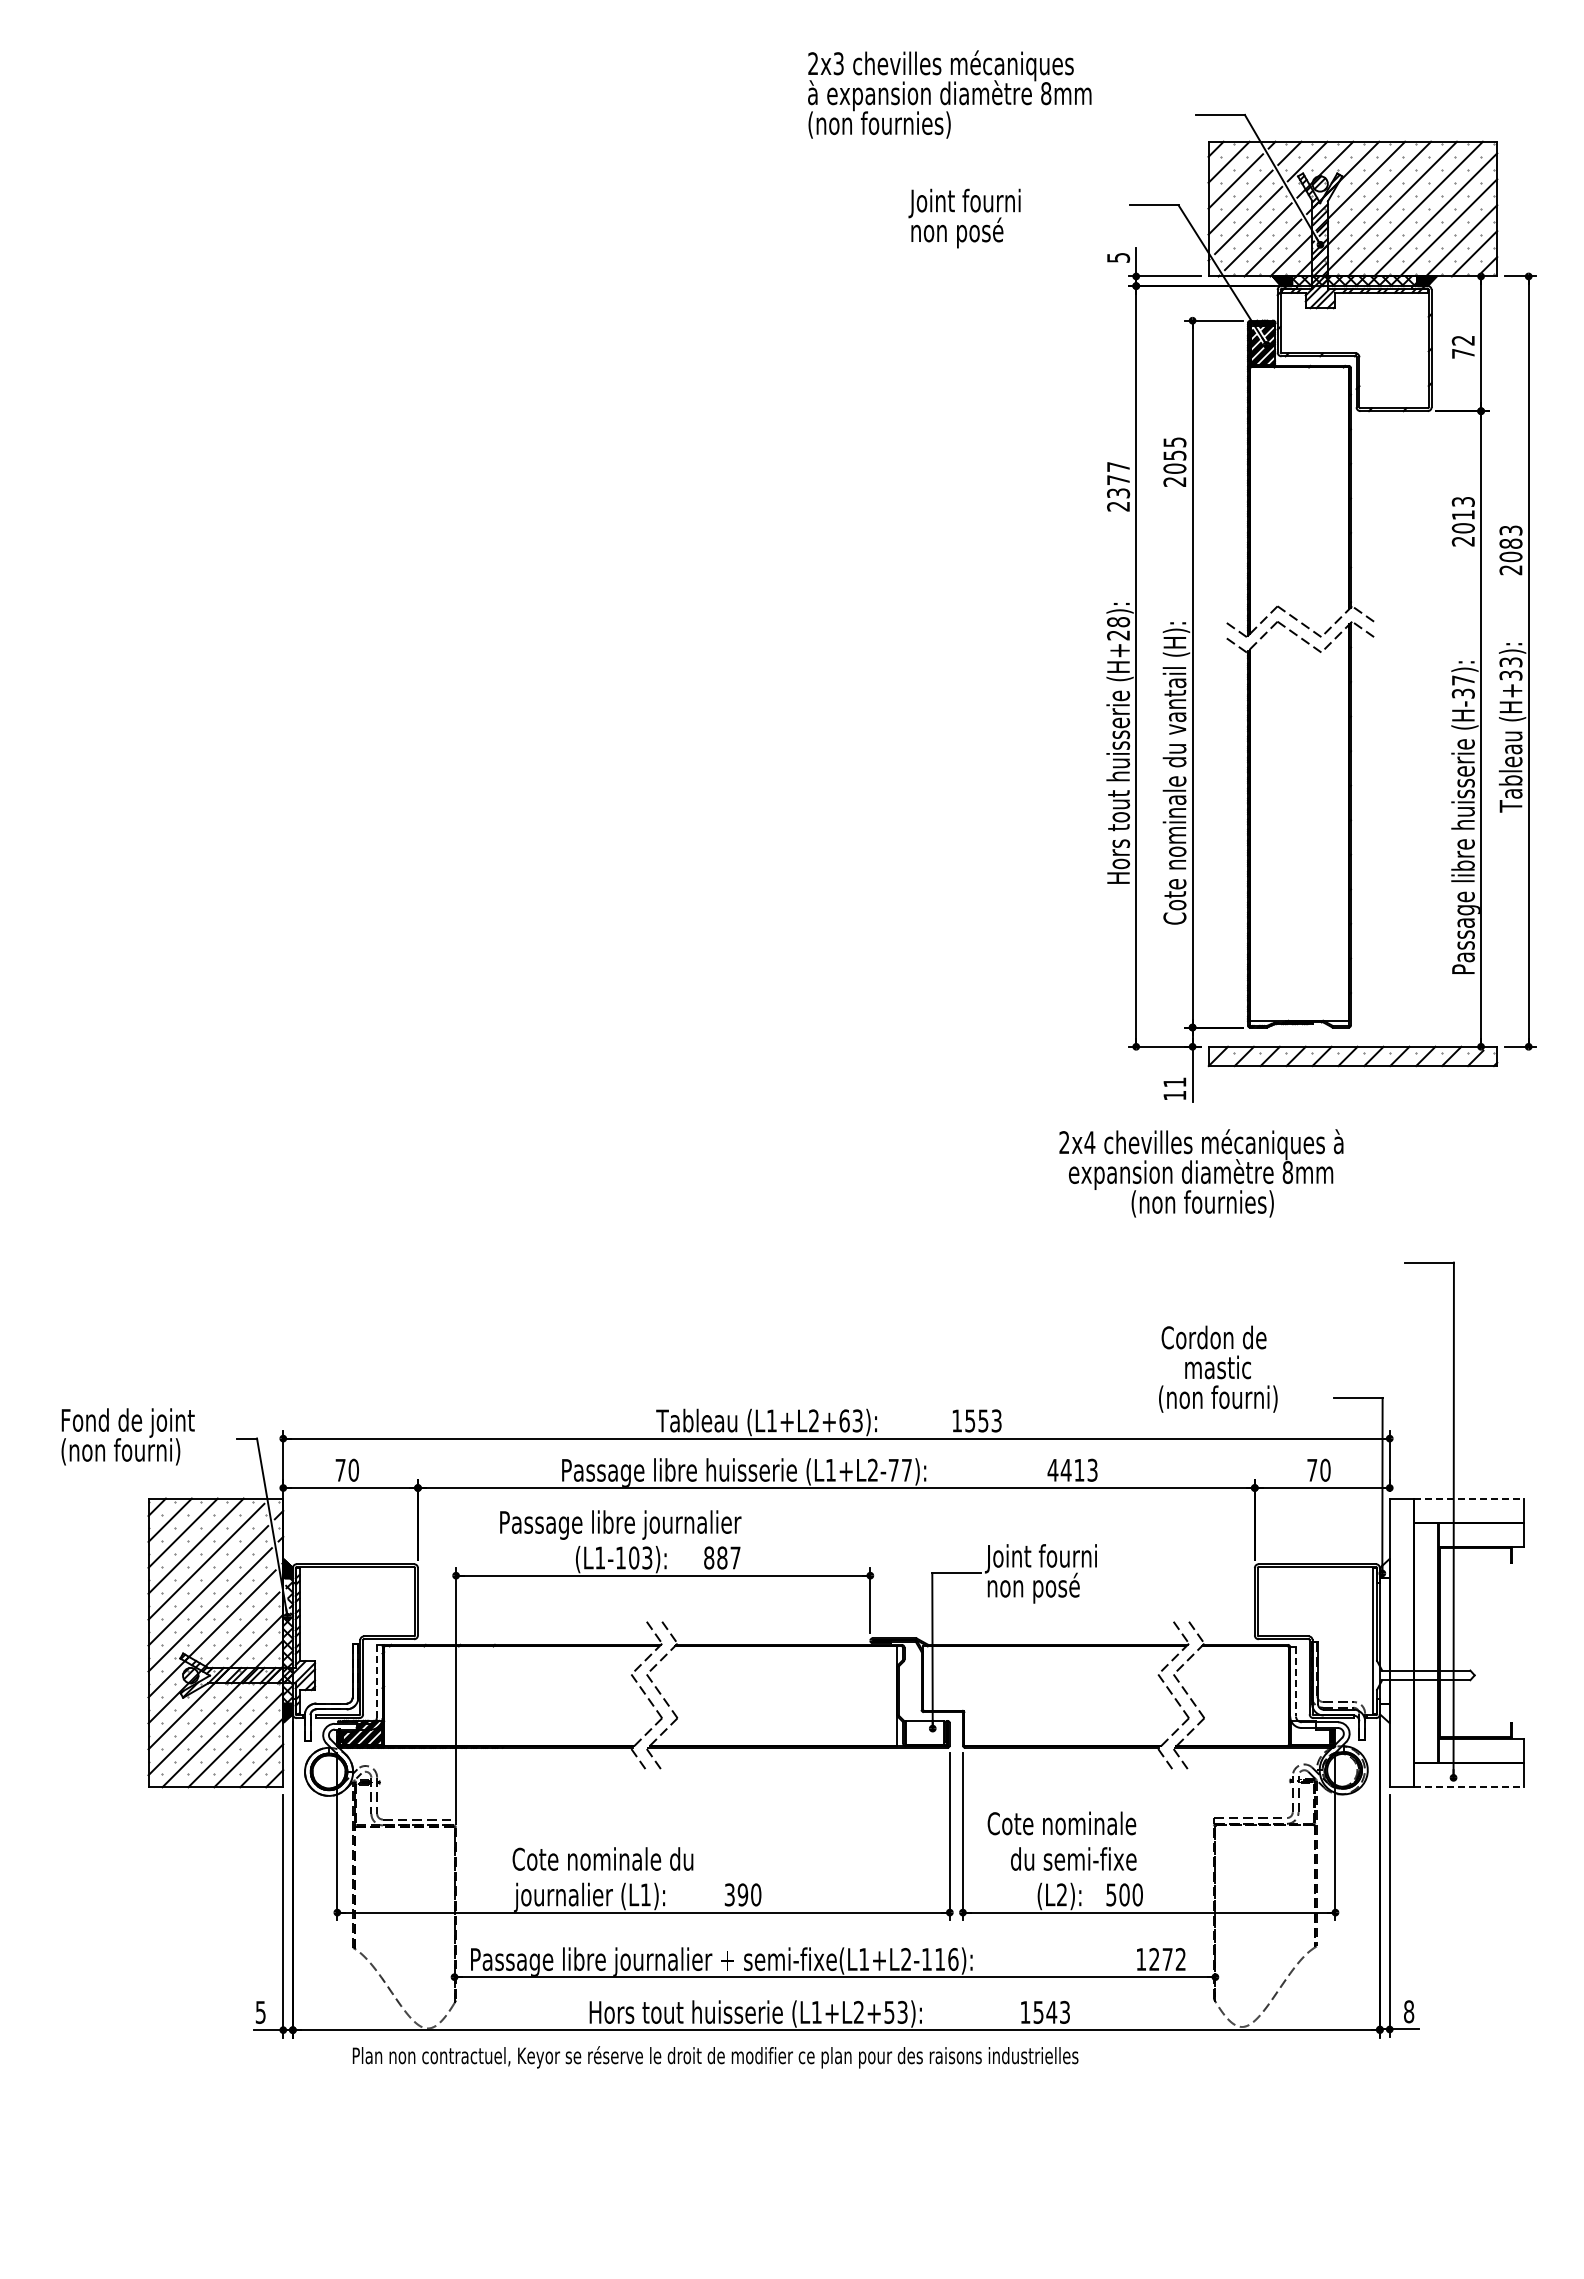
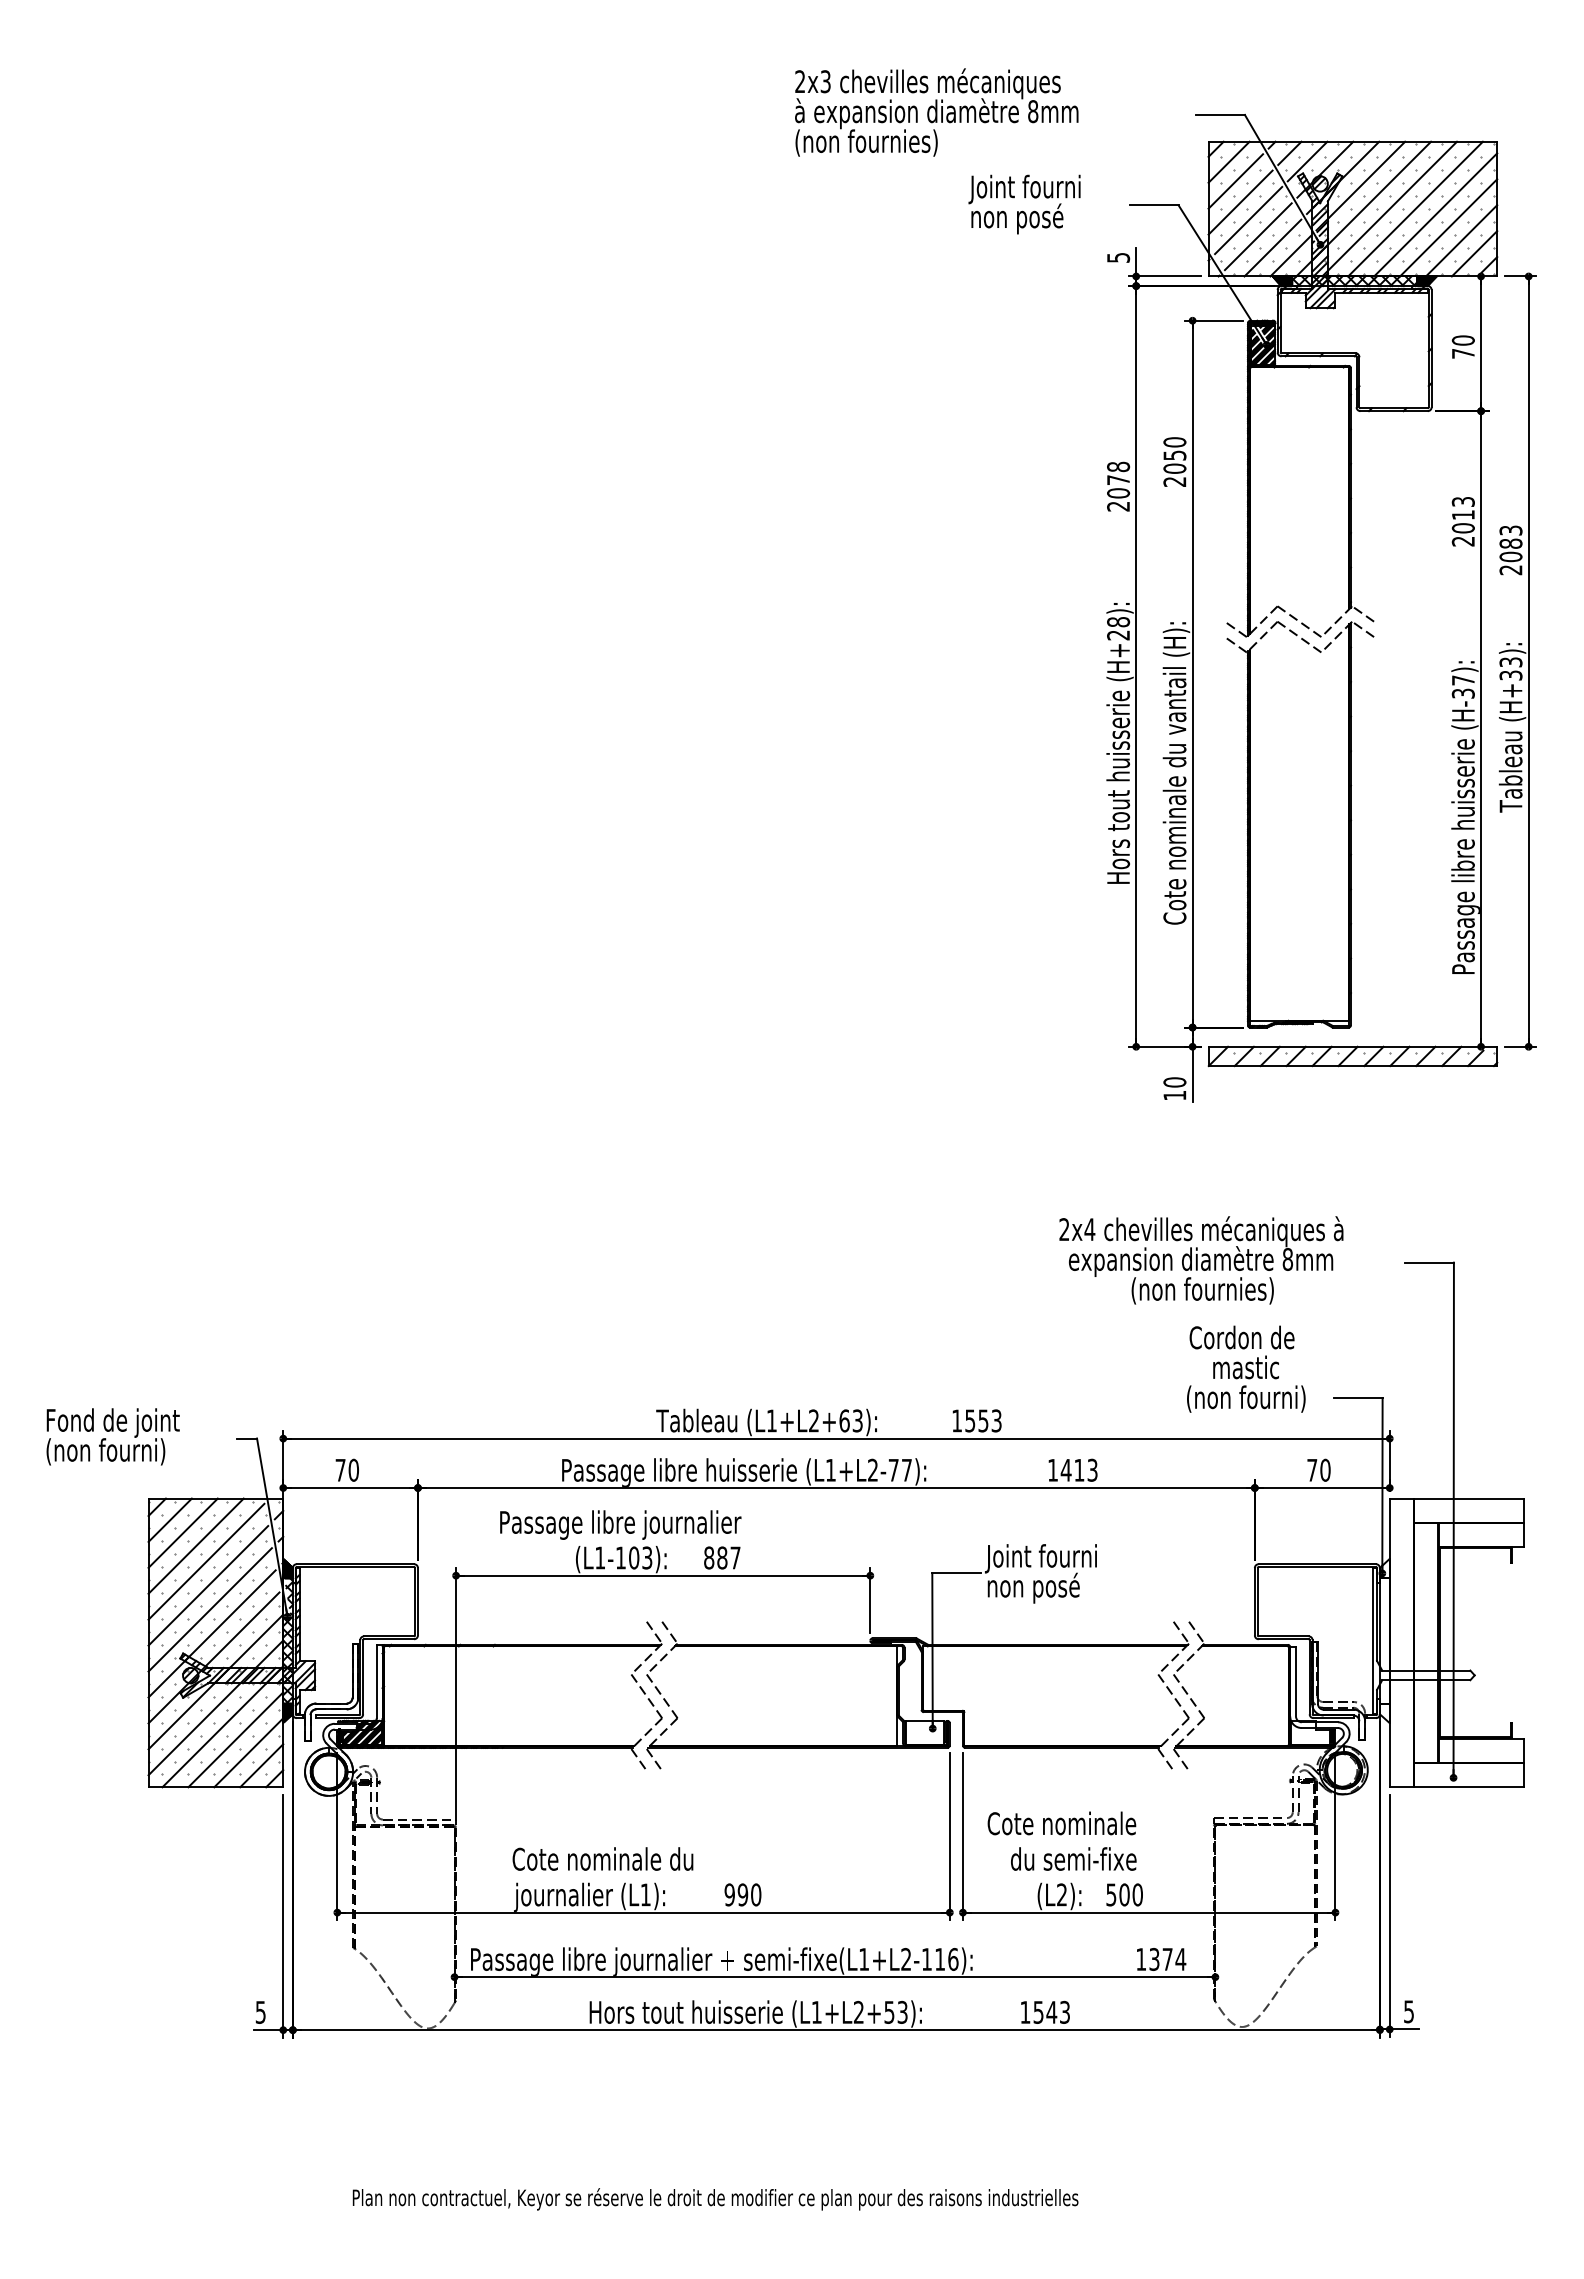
text position: (949, 94) -> (936, 112) (936, 112)
text position: (964, 218) -> (1024, 204) (1024, 204)
text: 72 -> 70 (1462, 340)
text: 2055 -> 2050 (1174, 442)
text: 2377 -> 2078 (1118, 479)
text: 11 -> 10 (1174, 1082)
text position: (1201, 1173) -> (1201, 1260) (1201, 1260)
text position: (1218, 1368) -> (1246, 1368) (1246, 1368)
text position: (127, 1436) -> (112, 1436) (112, 1436)
text: 4413 -> 1413 (1052, 1470)
line: dashed -> solid (1469, 1498)
line: dashed -> solid (376, 1681)
line: dashed -> solid (1296, 1681)
line: dashed -> solid (1469, 1787)
text: 390 -> 990 (729, 1894)
text: 1272 -> 1374 (1167, 1958)
text: 8 -> 5 (1409, 2011)
text position: (715, 2057) -> (715, 2199) (715, 2199)
